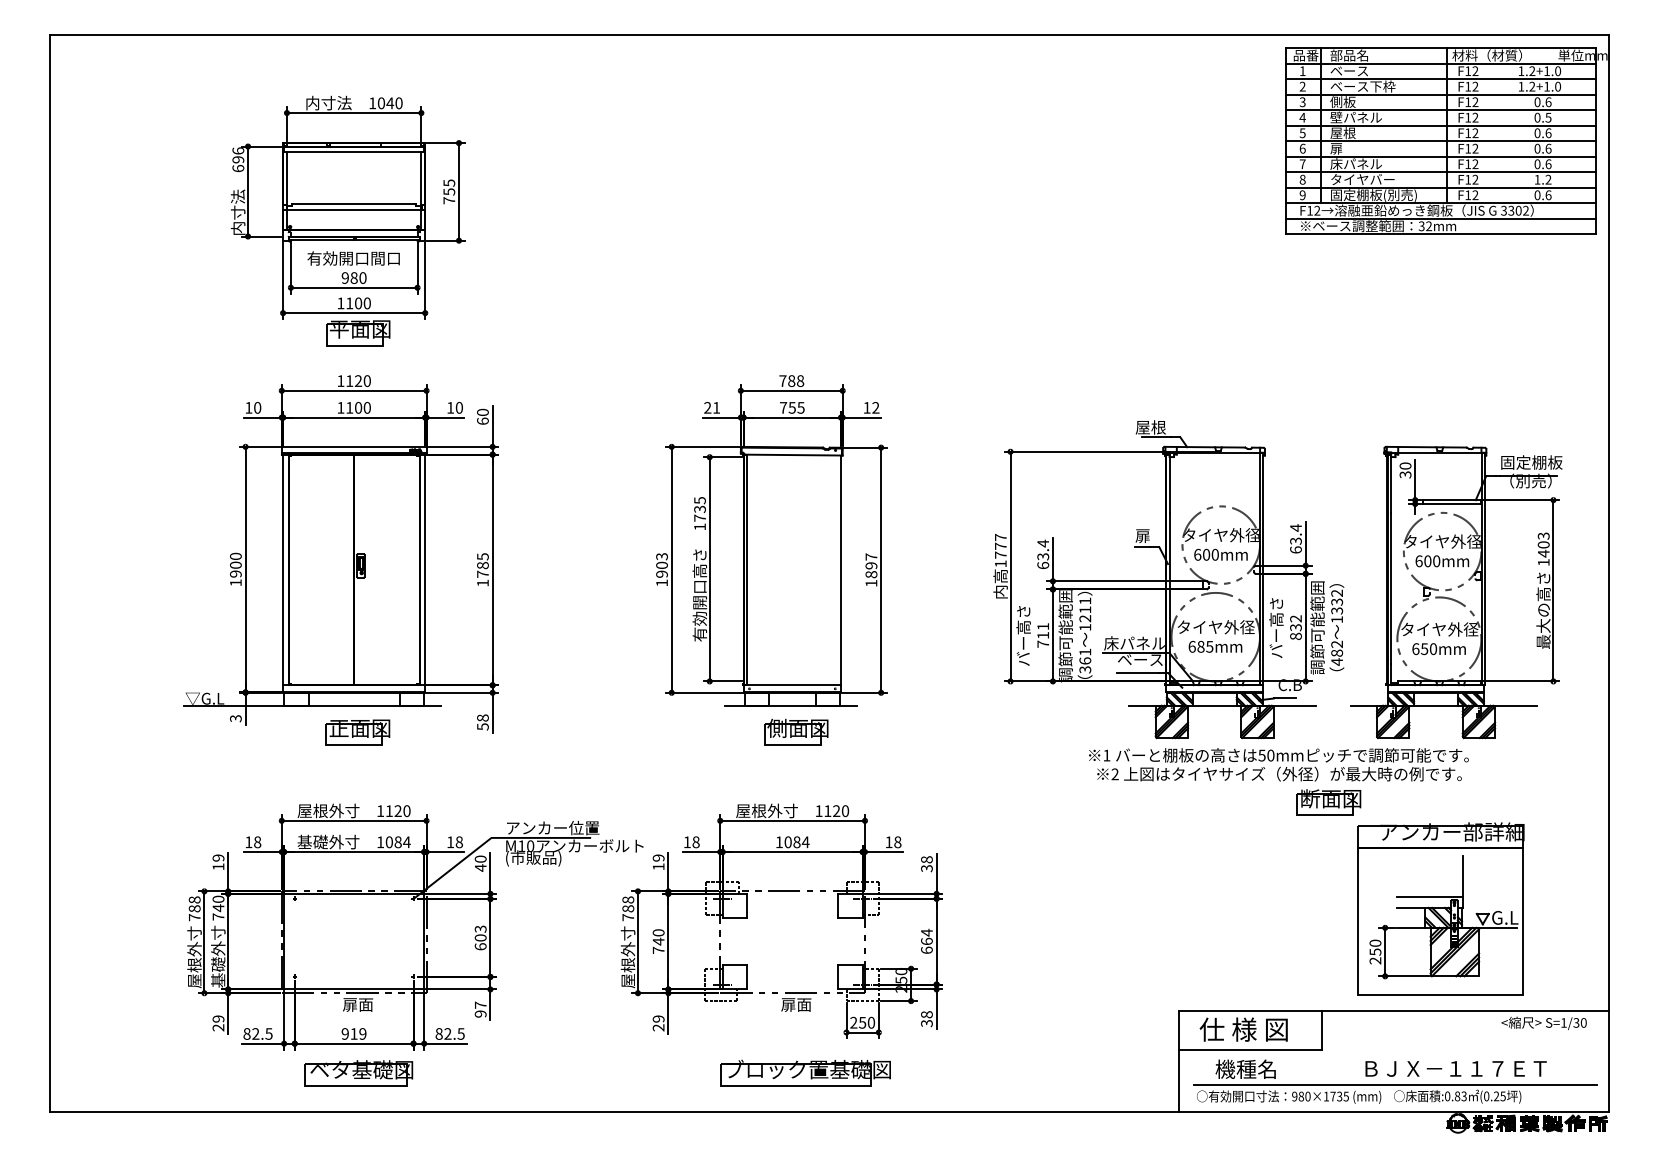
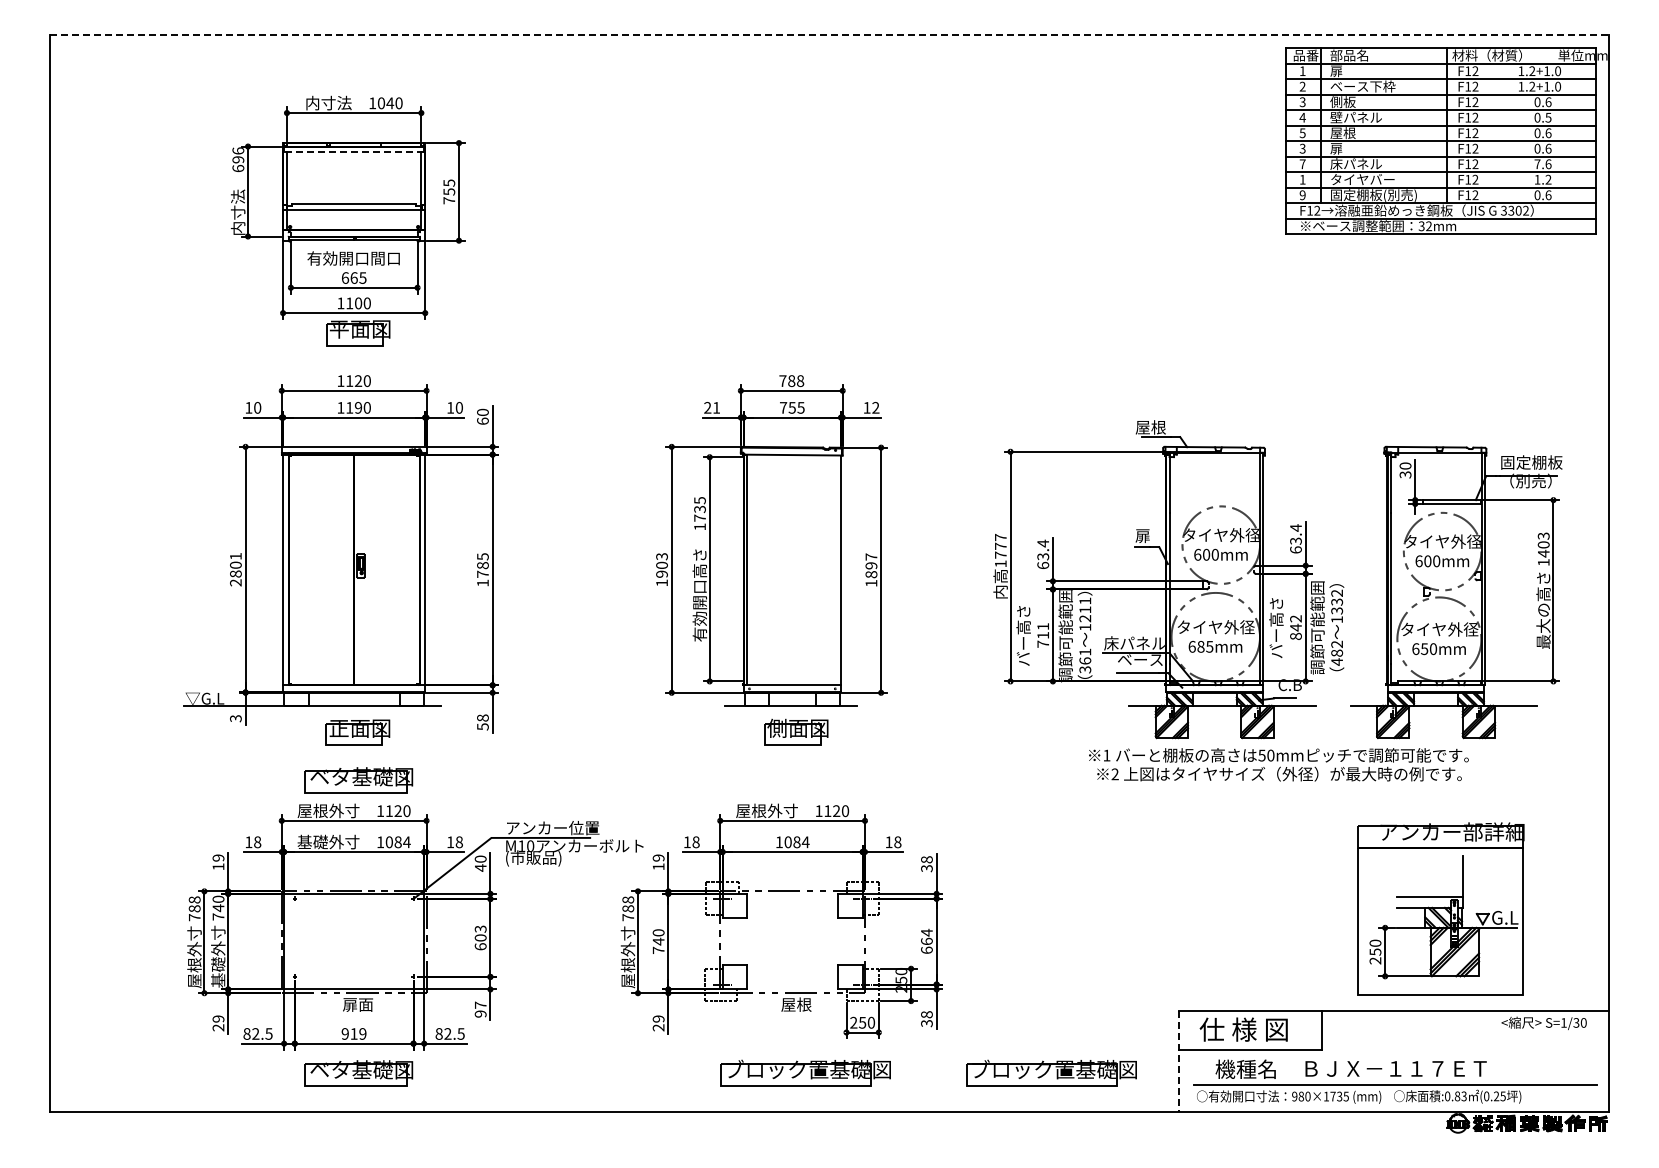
line: solid -> dashed (829, 35)
text: ベース -> 扉 (1348, 71)
text: 6 -> 3 (1302, 148)
line: solid -> dashed (353, 152)
text: 0.6 -> 7.6 (1537, 164)
text: 8 -> 1 (1302, 179)
text: 980 -> 665 (353, 277)
text: 1100 -> 1190 (358, 407)
text: 1900 -> 2801 (235, 569)
text: 832 -> 842 (1295, 627)
part: none -> present (358, 780)
part: present -> none (1328, 802)
text: 扉面 -> 屋根 (796, 1004)
line: solid -> dashed (1178, 1061)
text position: (1455, 1068) -> (1395, 1068) (1395, 1068)
part: none -> present (1051, 1072)
